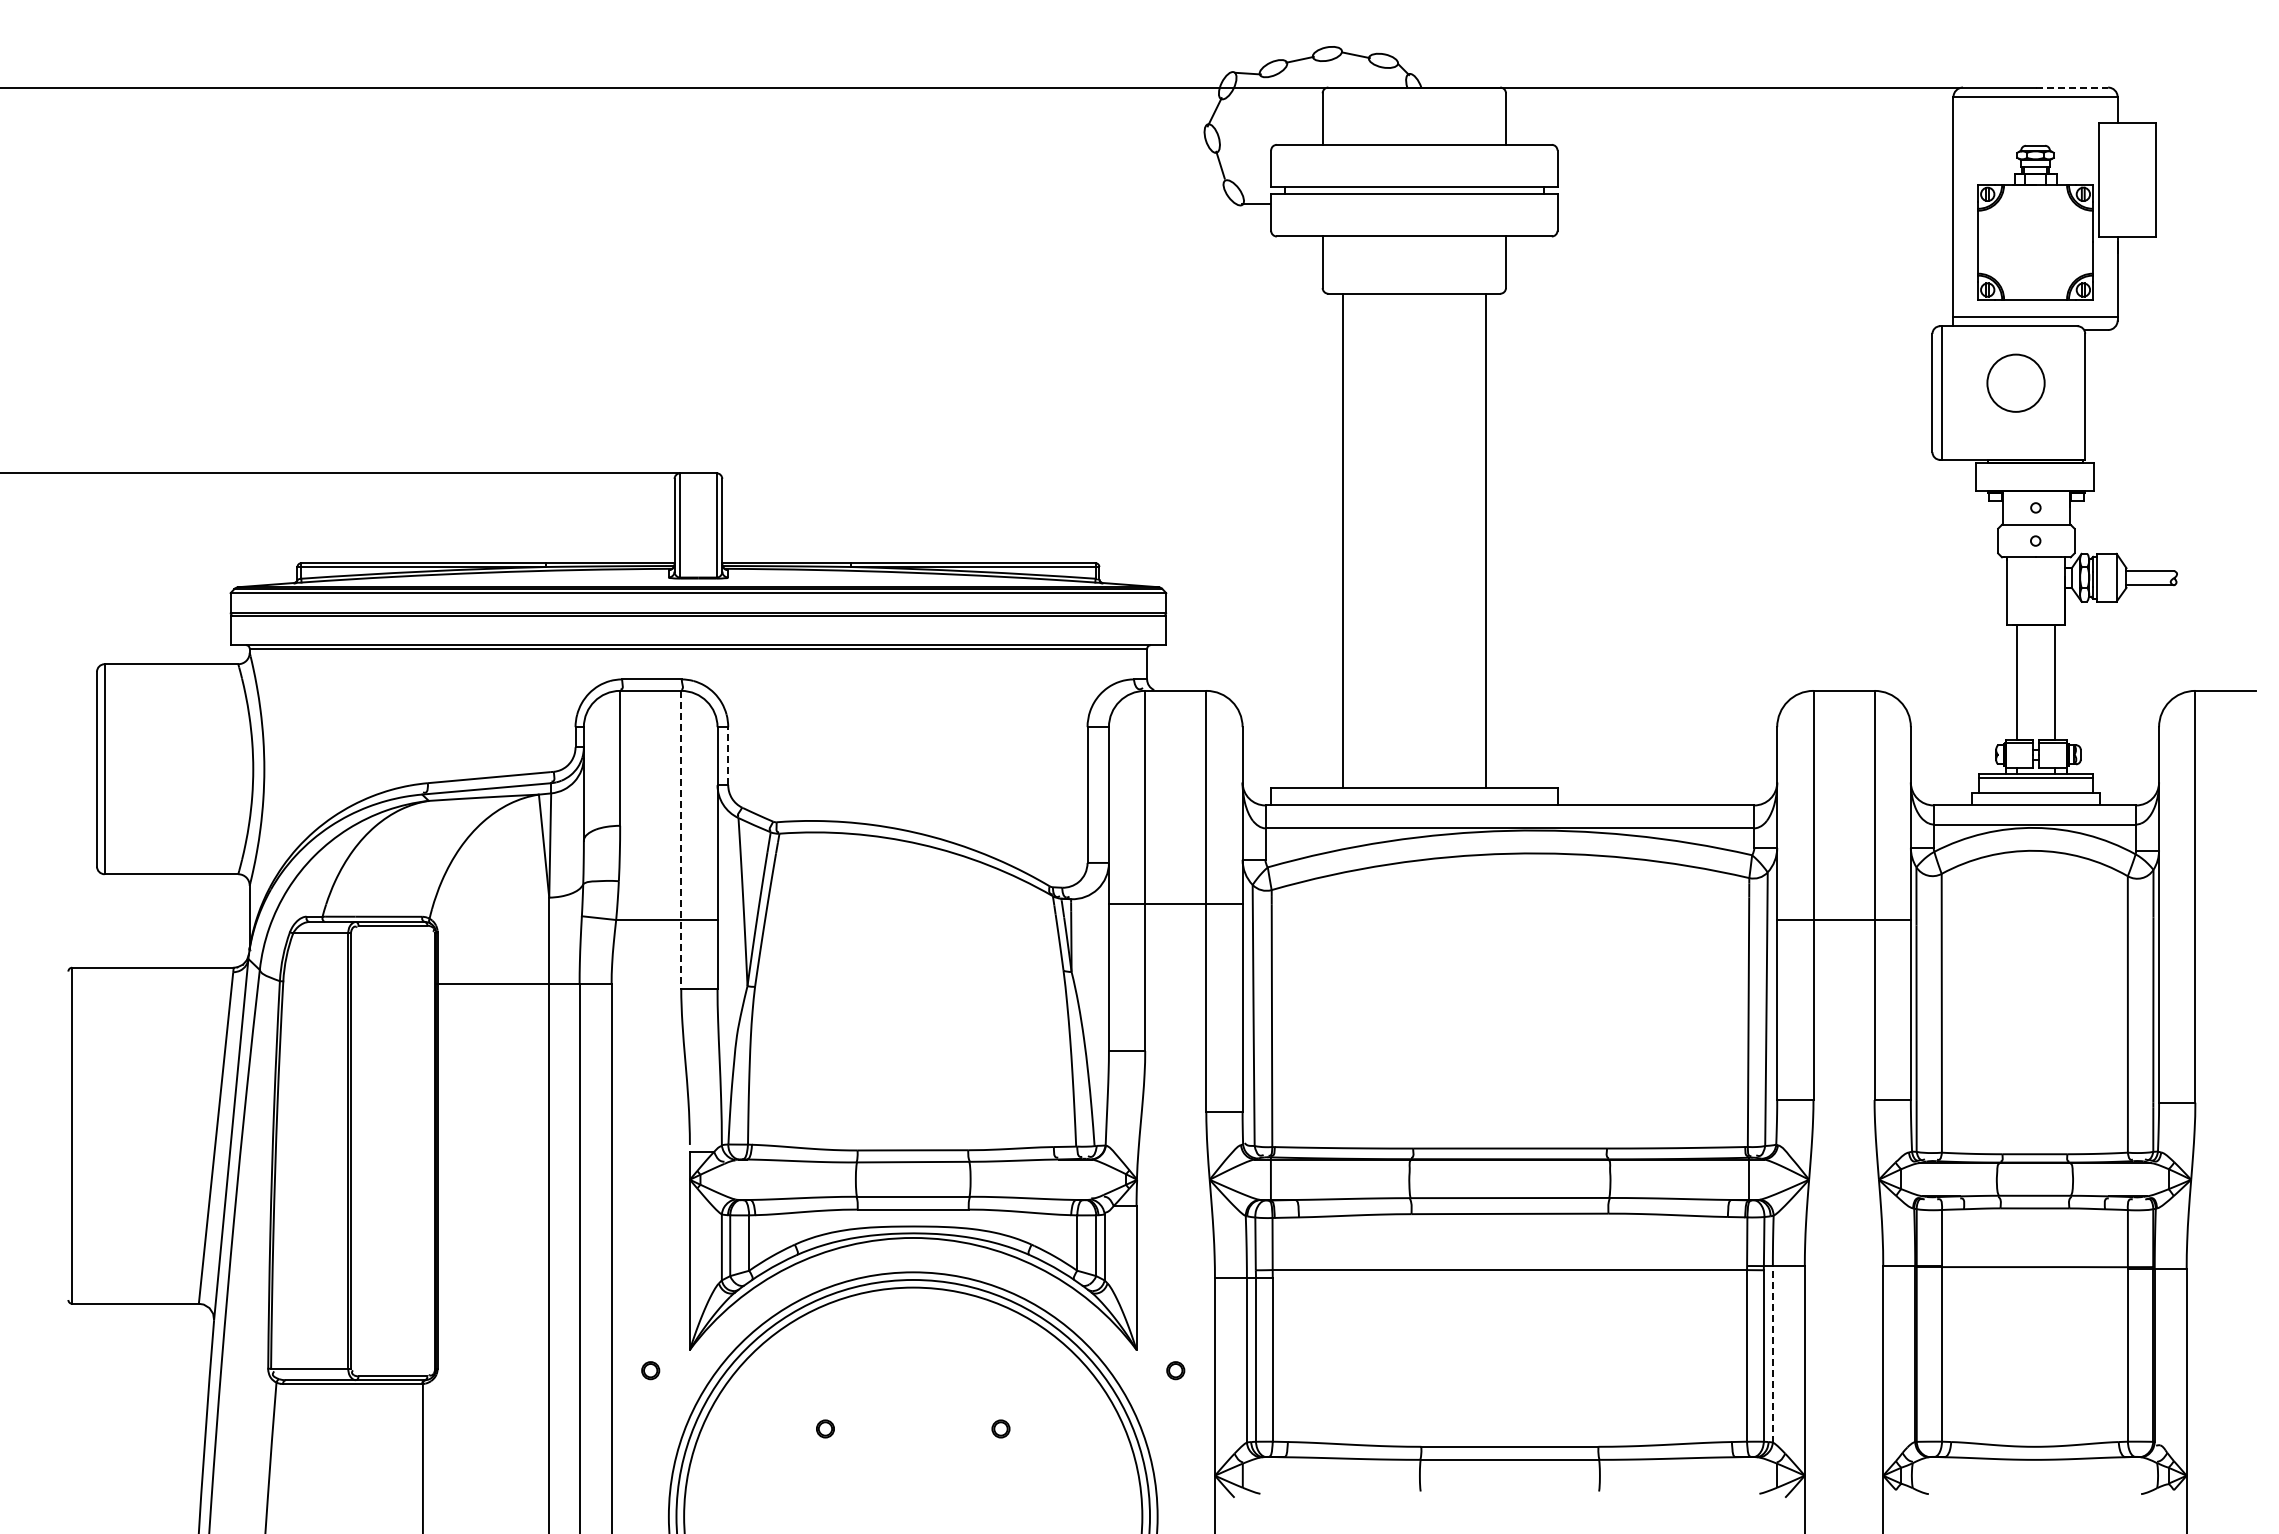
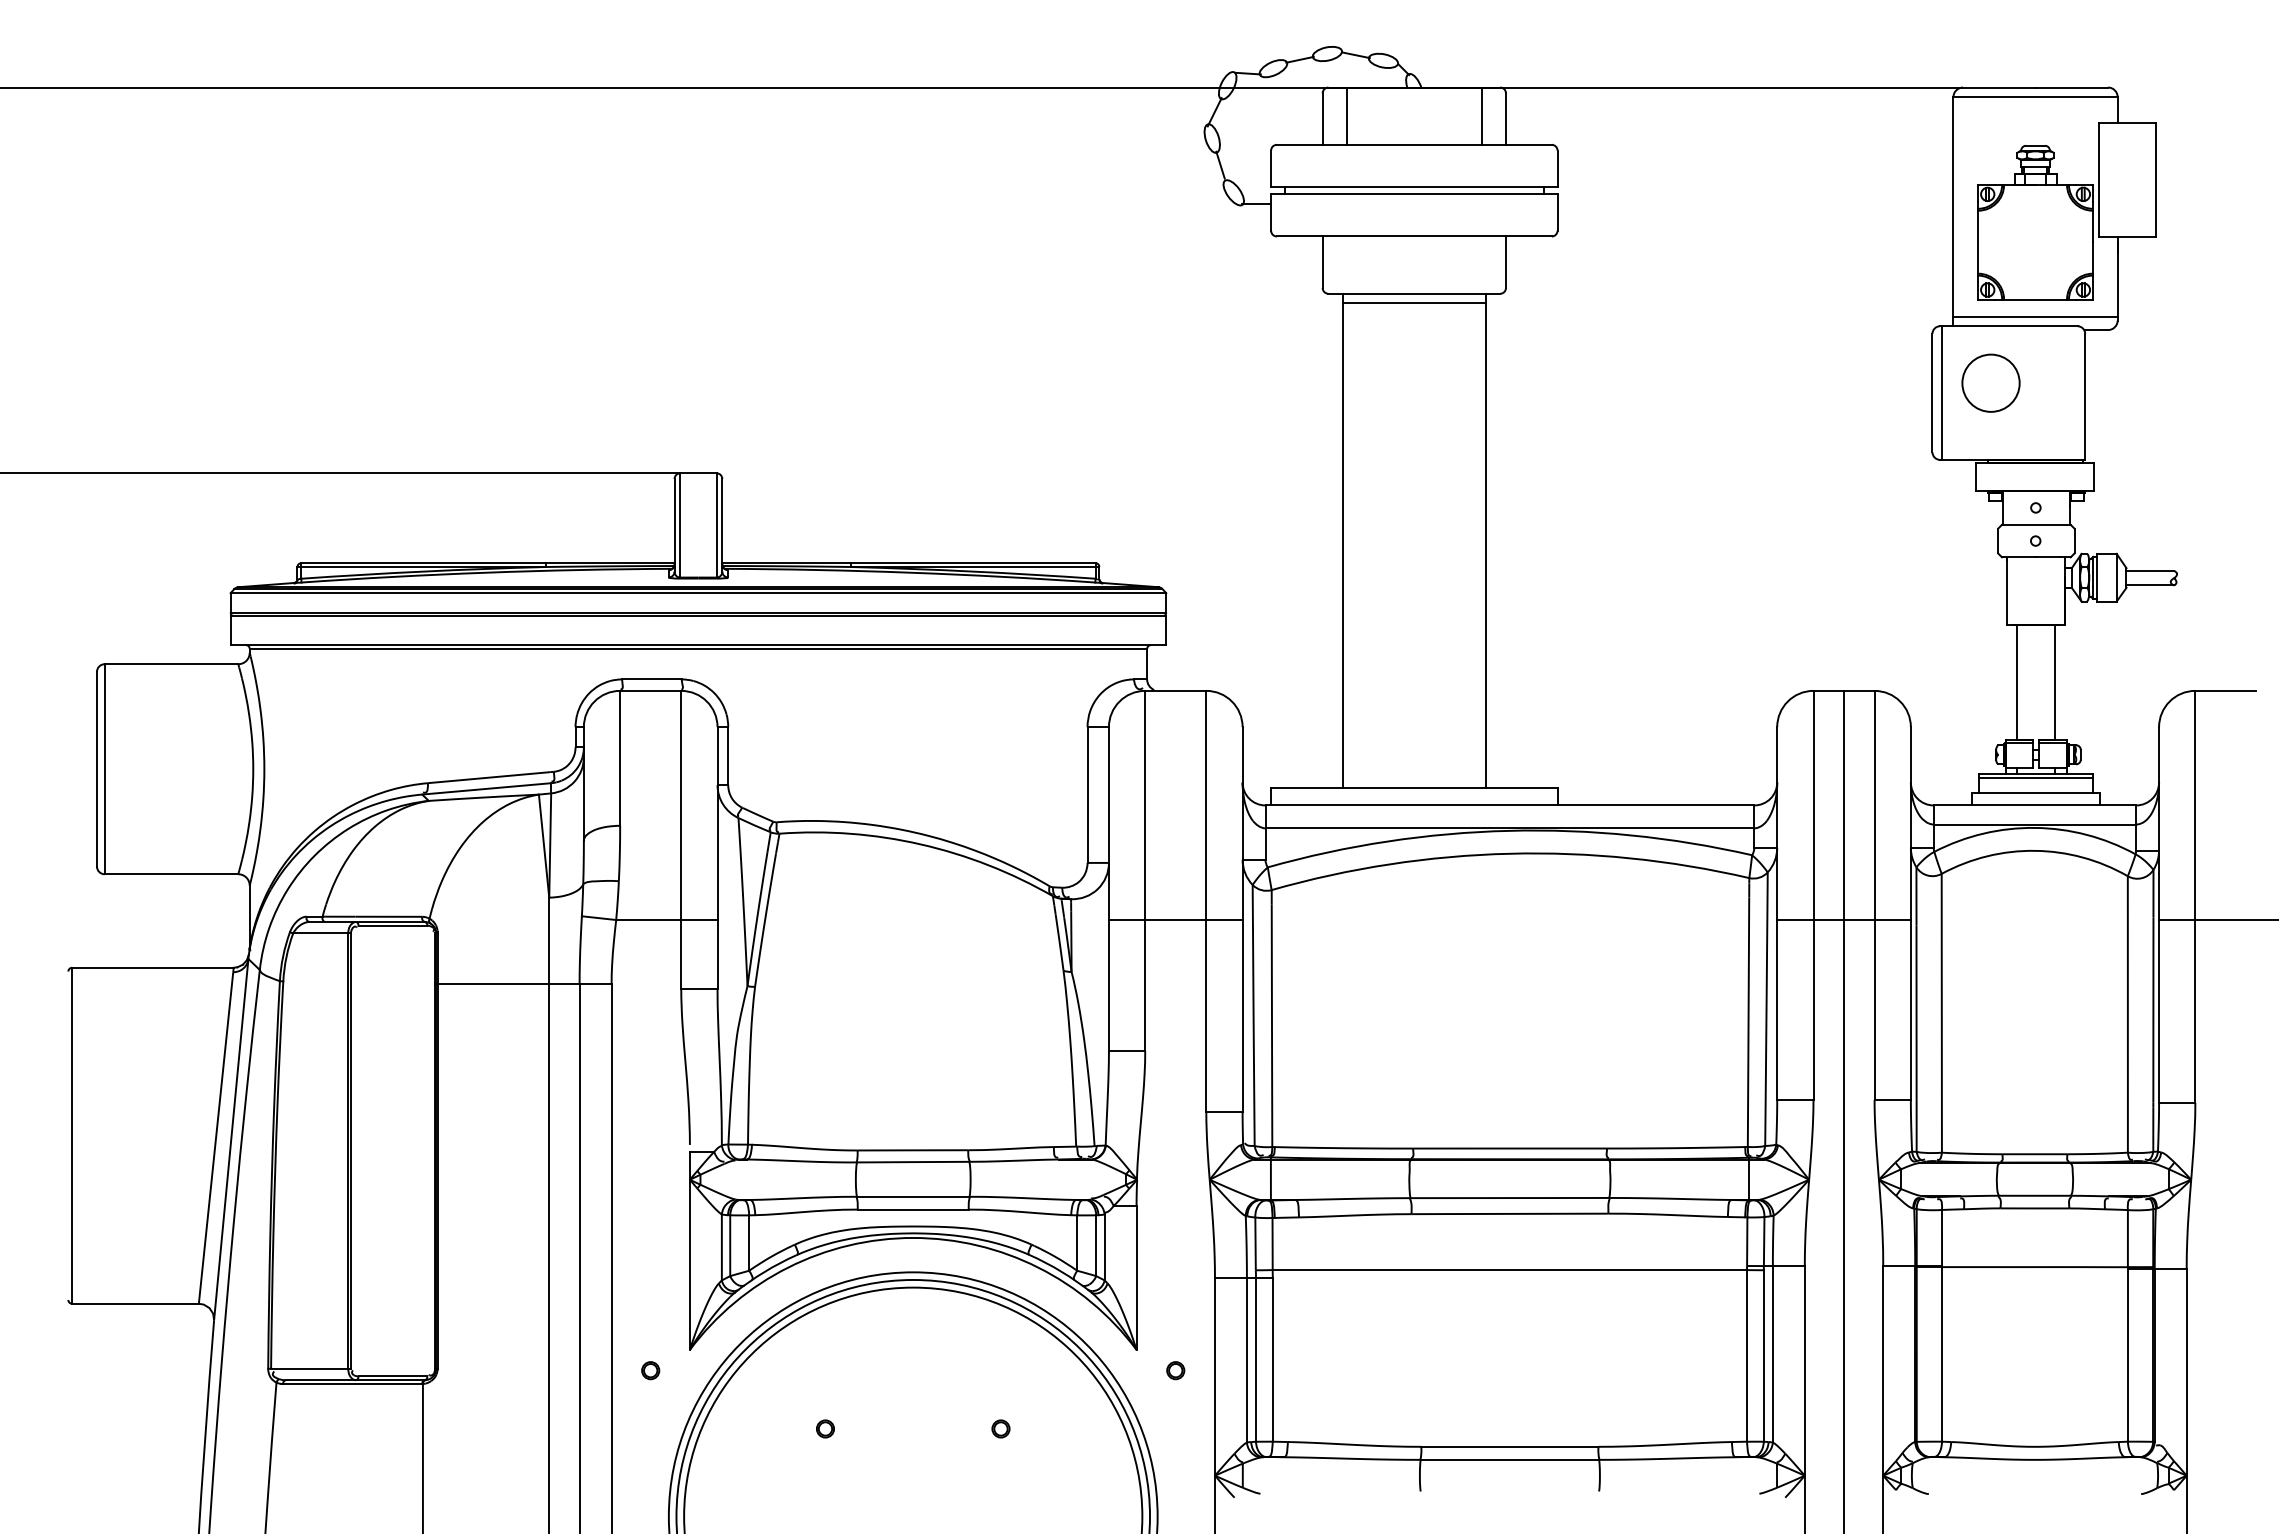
line: dashed -> solid (2072, 87)
line: none -> present (1346, 115)
line: none -> present (1481, 115)
line: none -> present (1413, 303)
circle position: (2015, 382) -> (1990, 382) (1990, 382)
line: dashed -> solid (728, 756)
line: dashed -> solid (681, 839)
line position: (1175, 904) -> (1175, 920) (1175, 920)
line: none -> present (2217, 920)
line: none -> present (1844, 1110)
line: dashed -> solid (1772, 1353)
